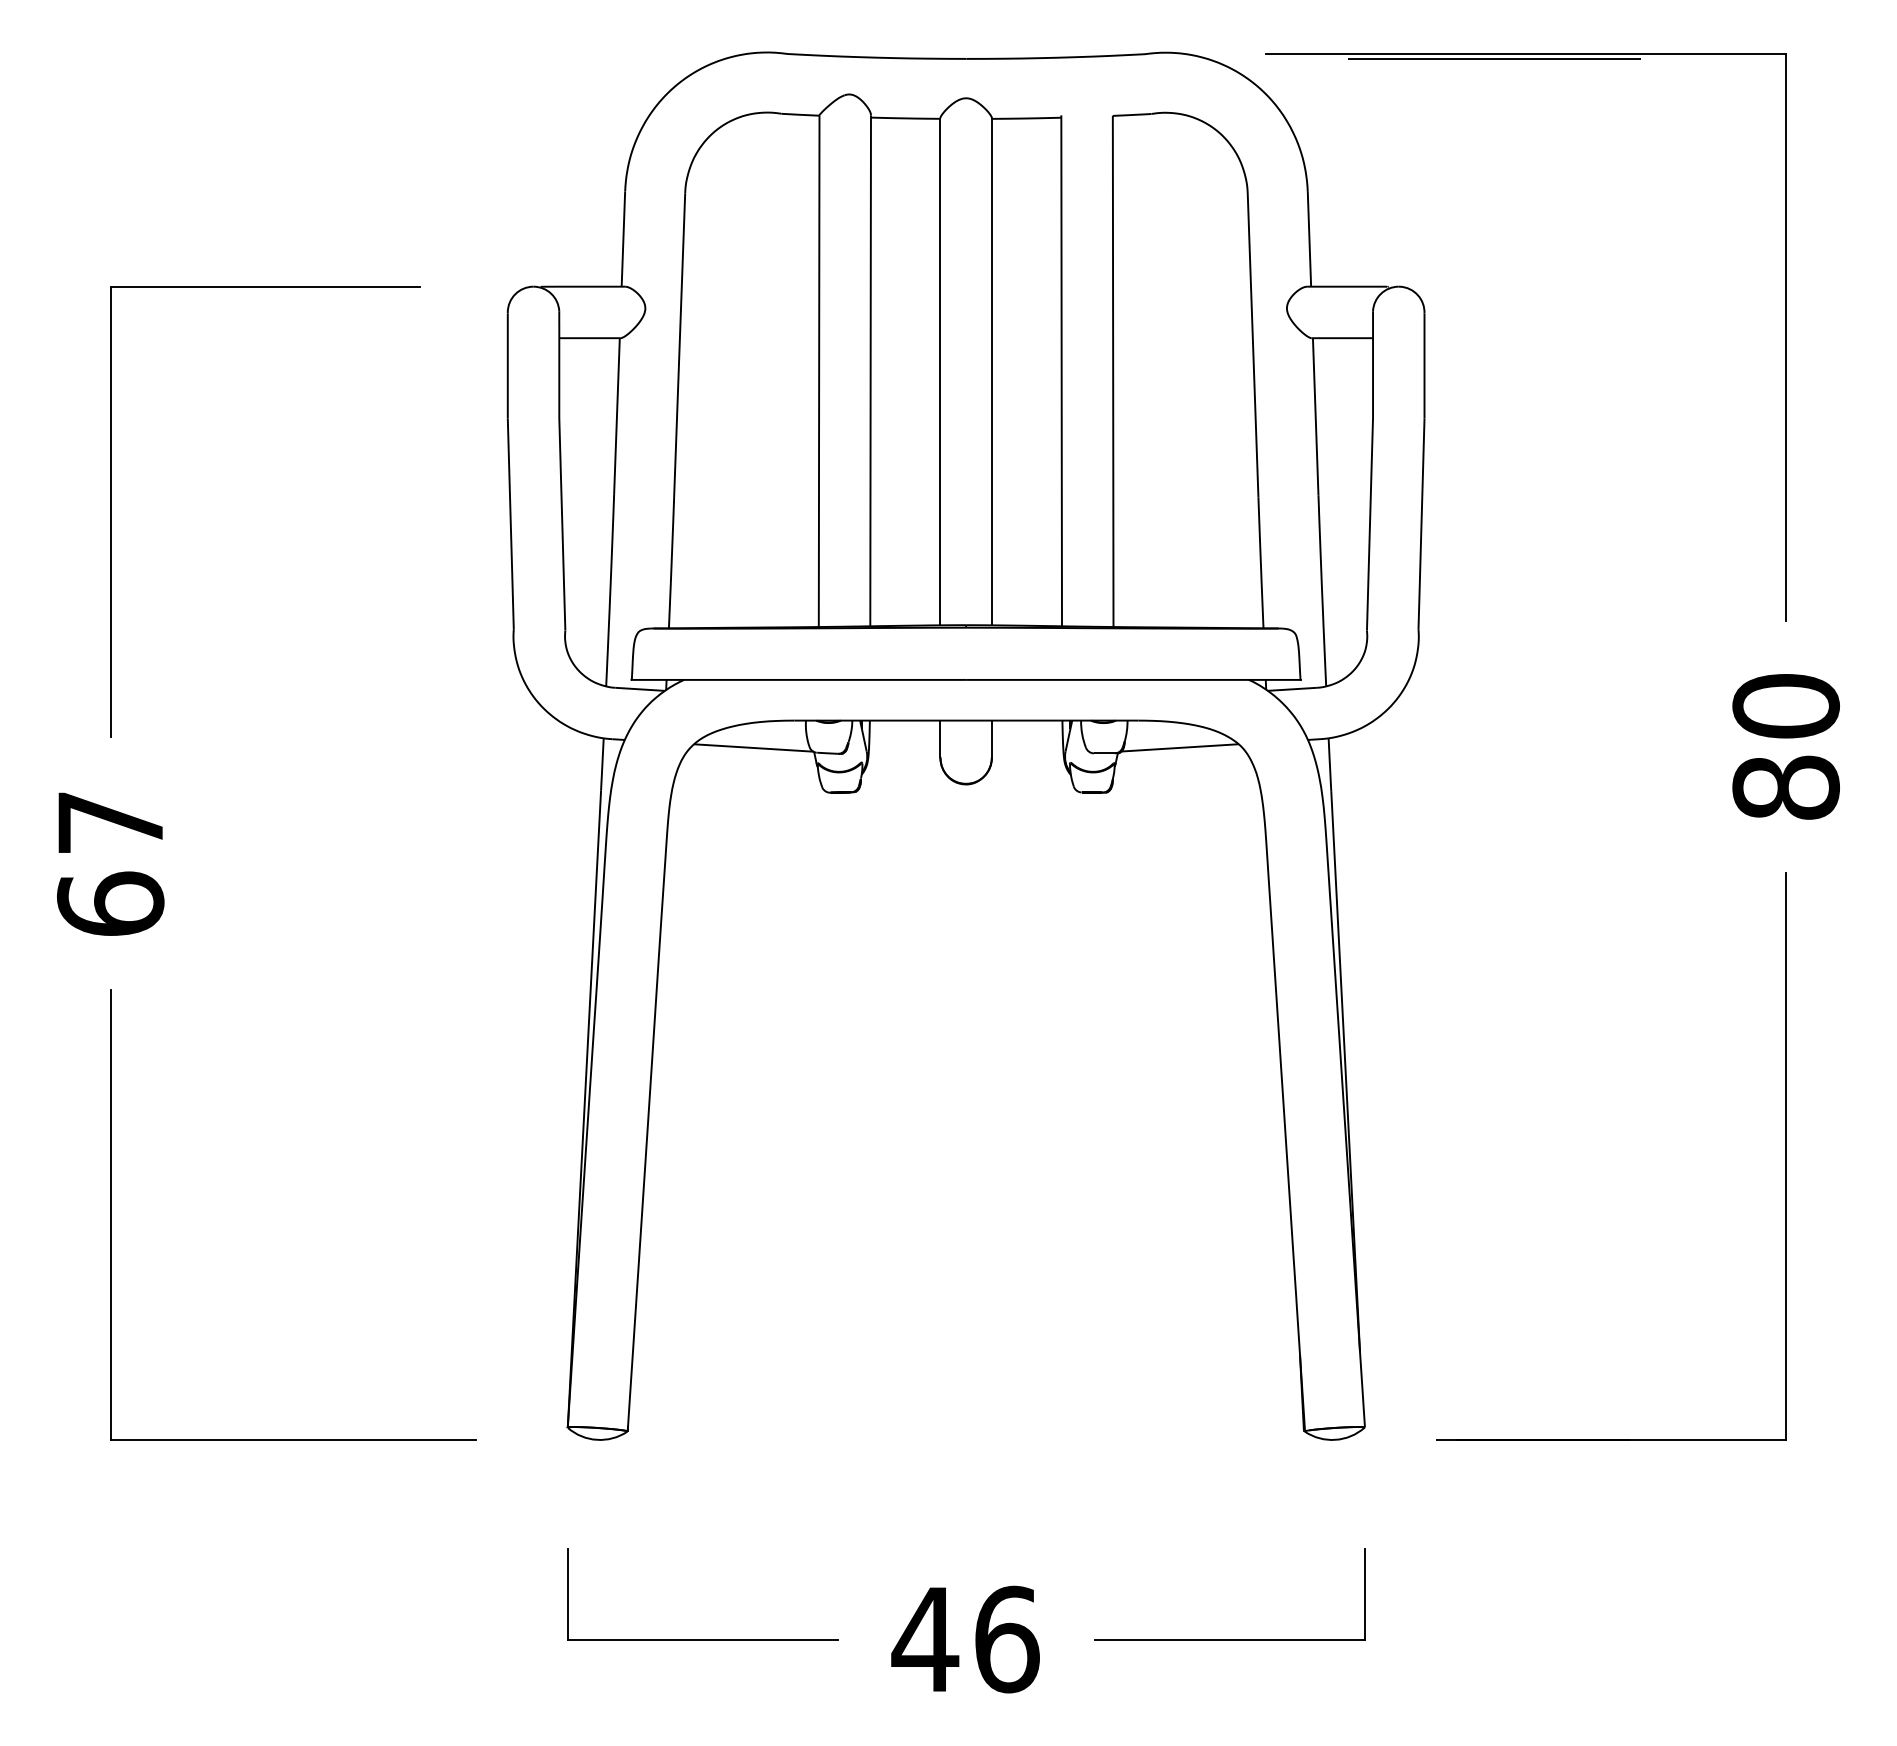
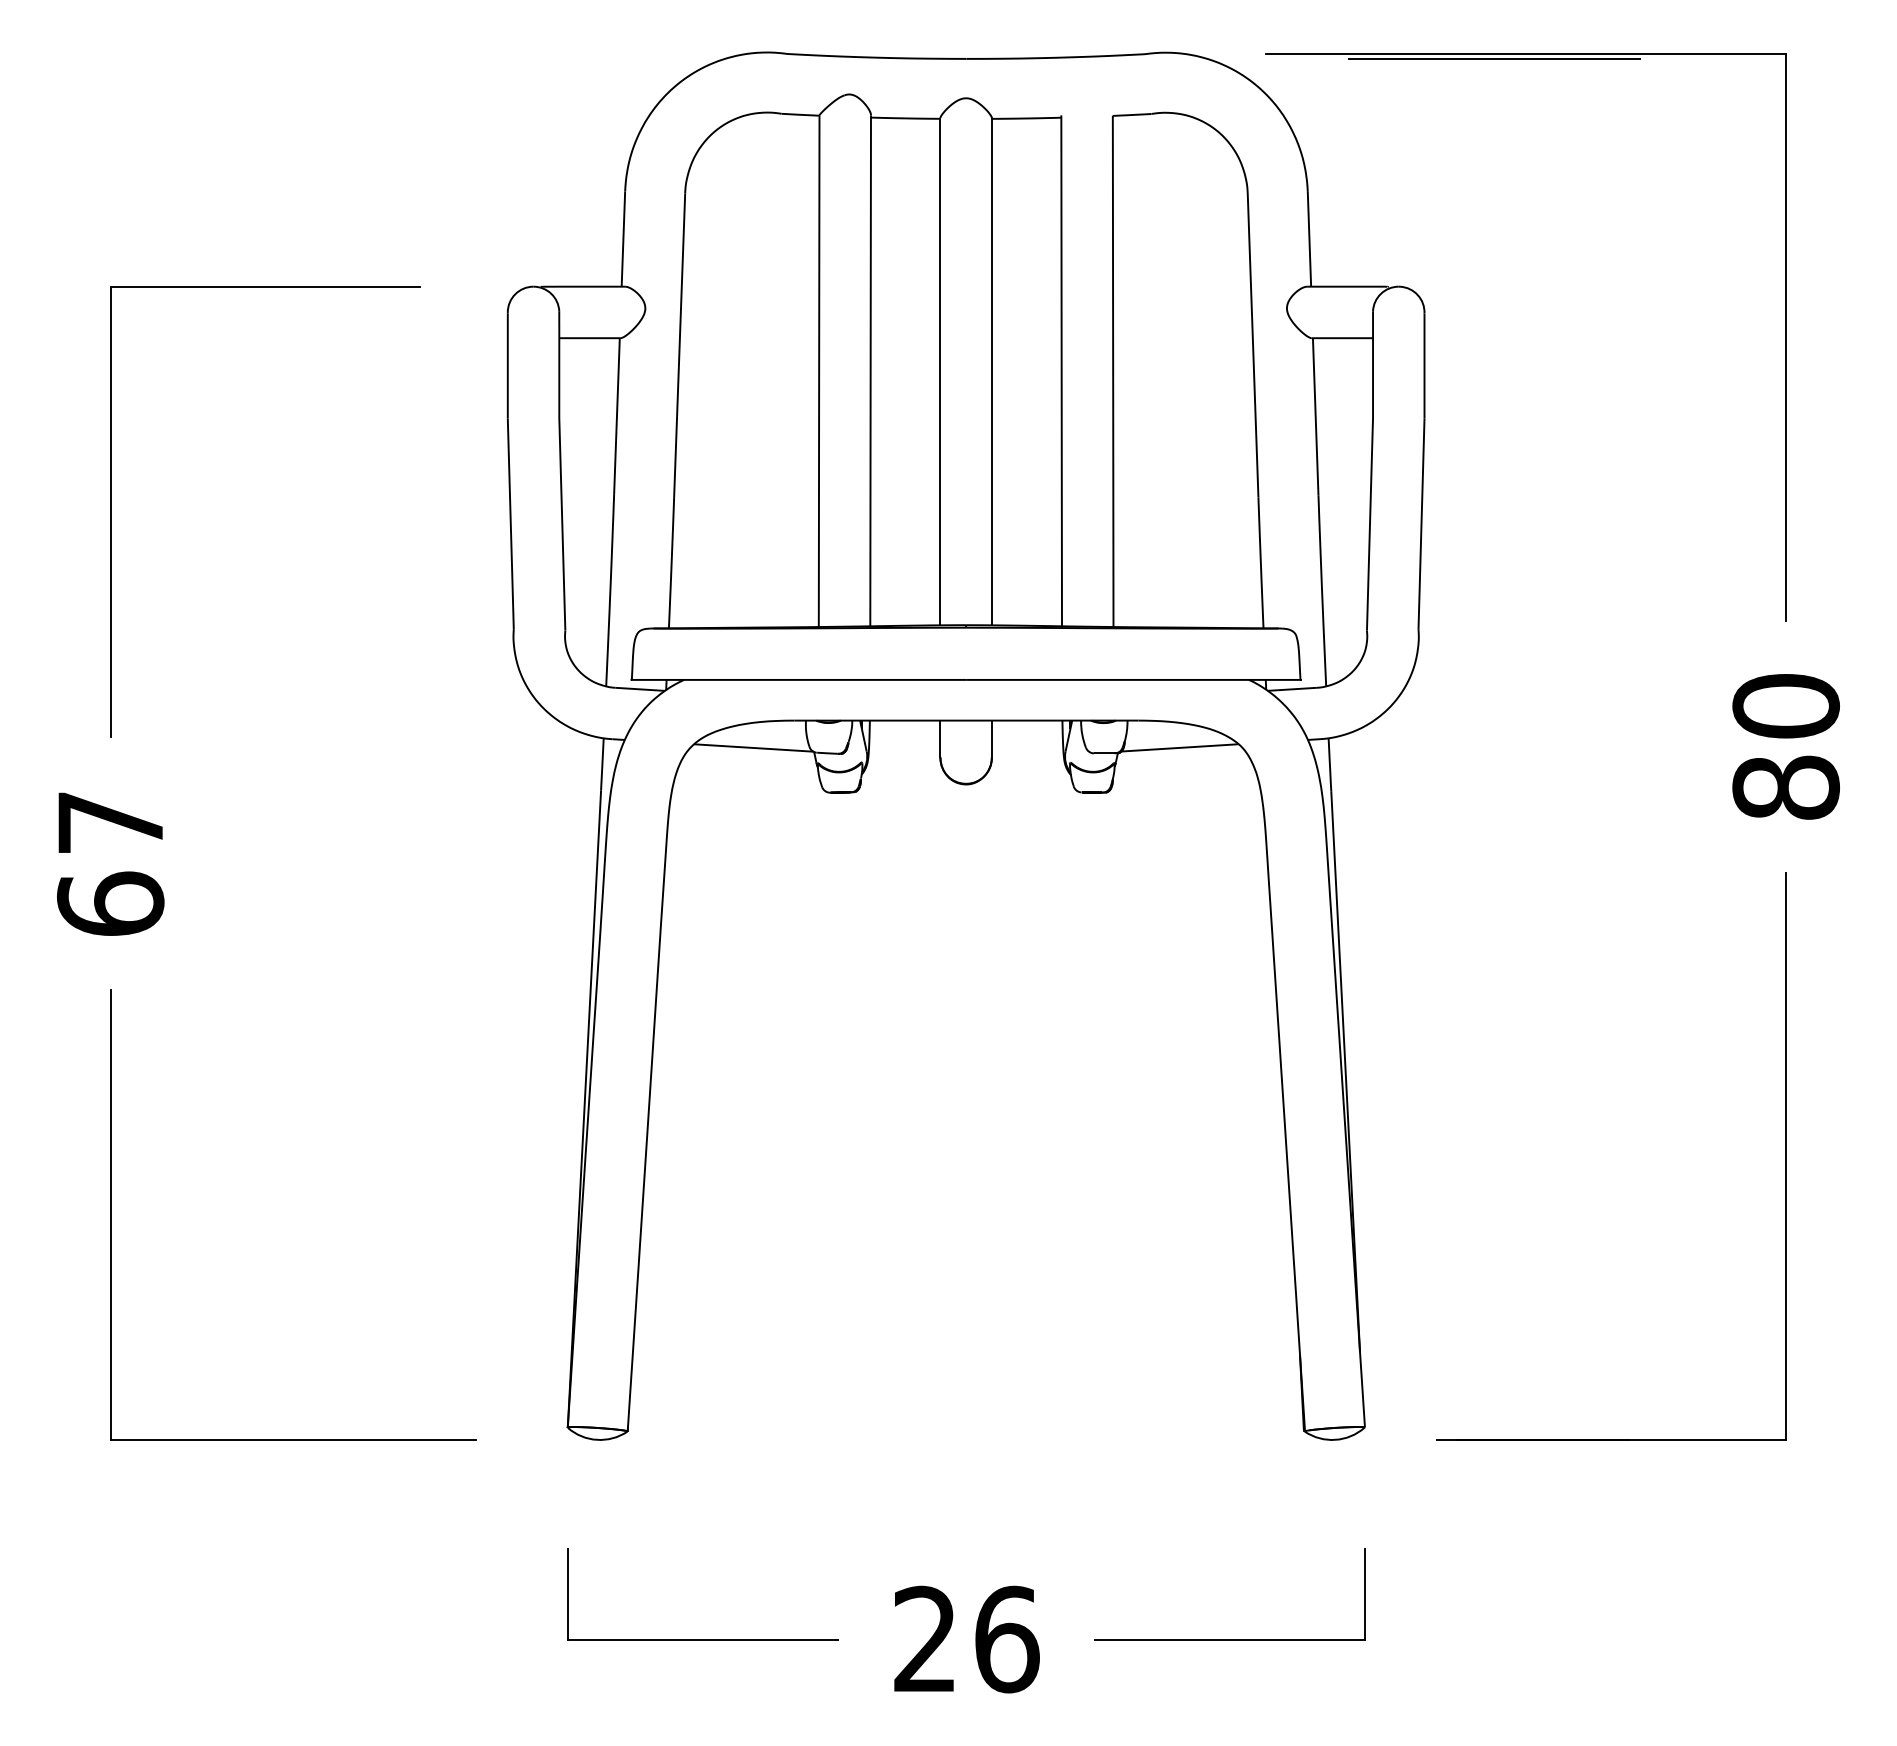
text: 46 -> 26 (925, 1638)
